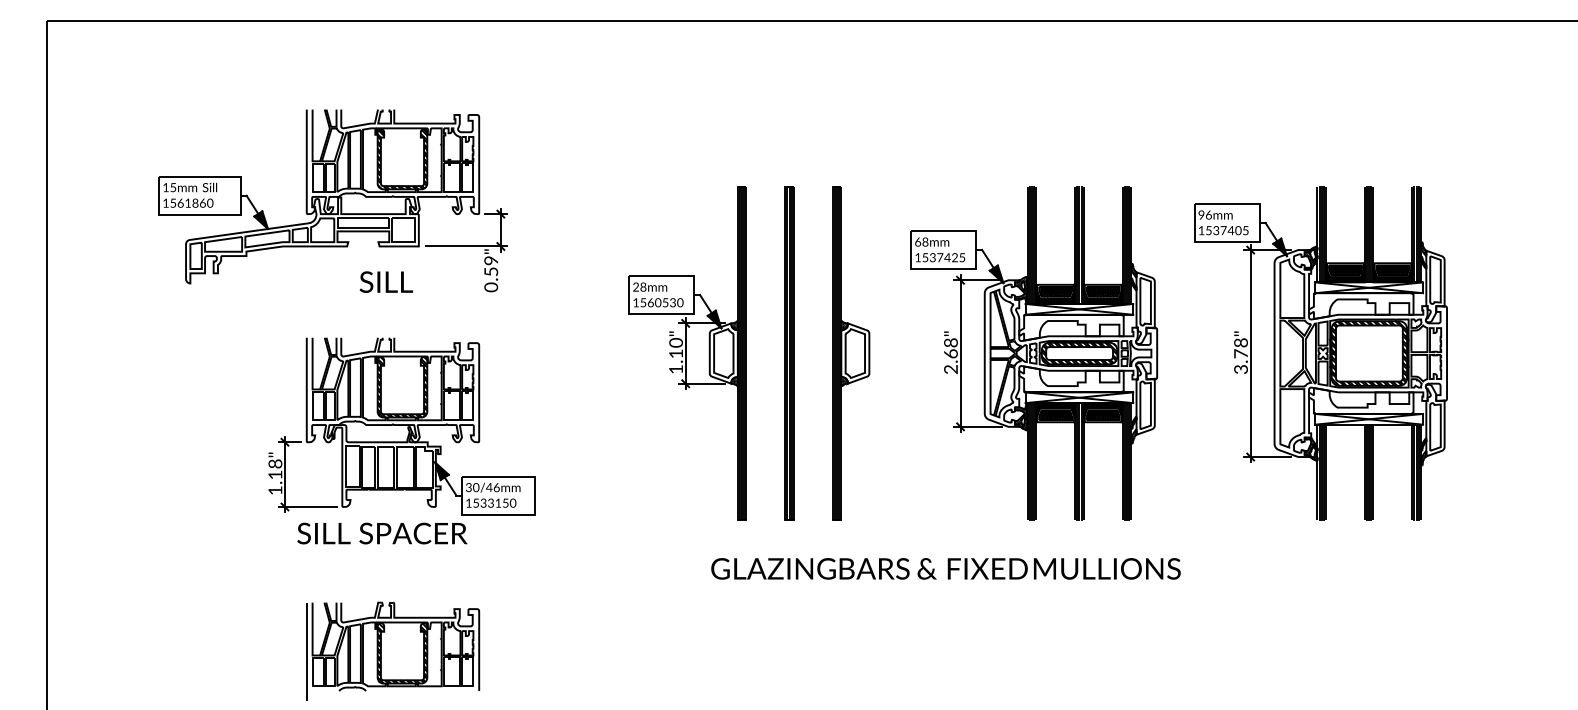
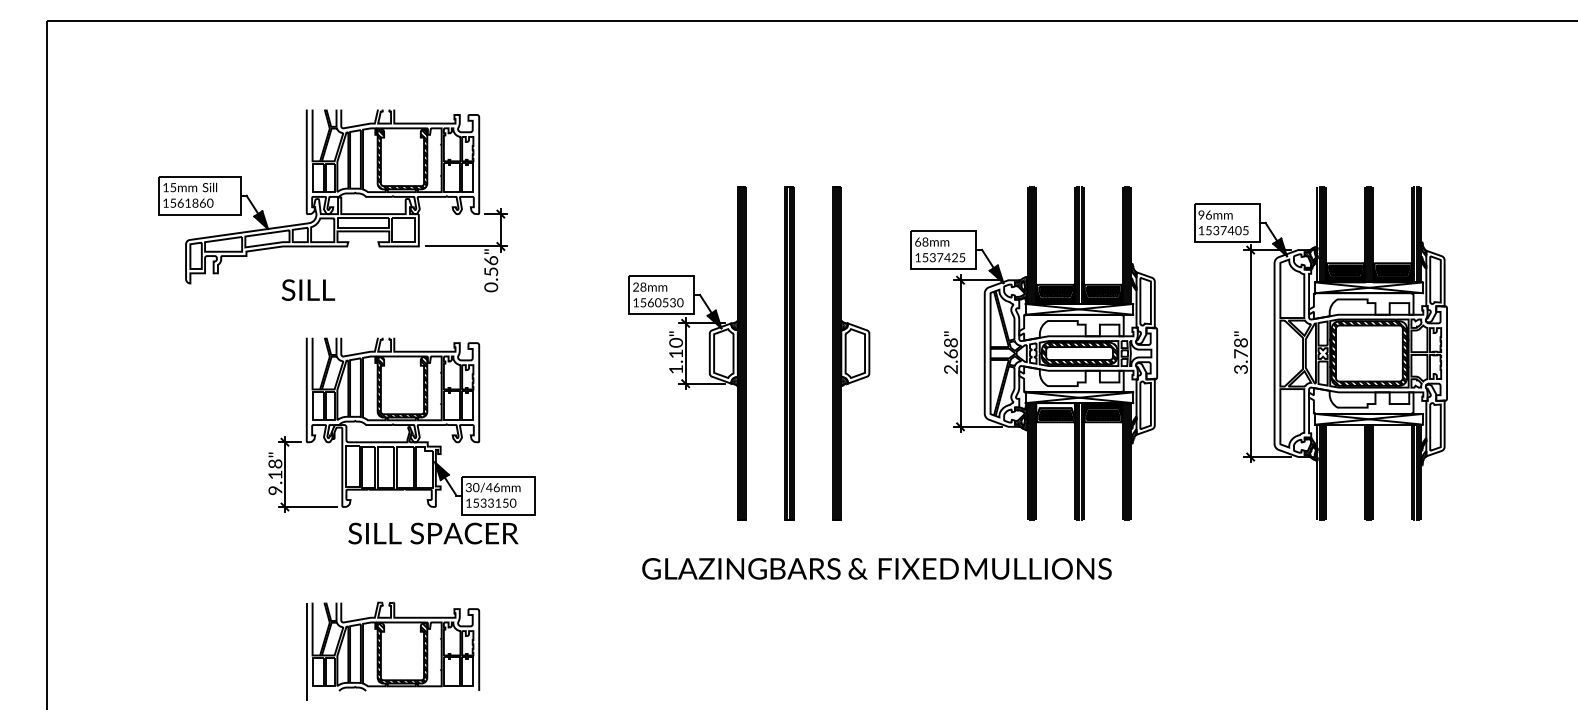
text: 0.59" -> 0.56" (491, 260)
text position: (385, 281) -> (307, 289) (307, 289)
fill: present -> none (1055, 412)
text: 1.18" -> 9.18" (275, 490)
text position: (382, 533) -> (433, 533) (433, 533)
text position: (945, 568) -> (876, 568) (876, 568)
